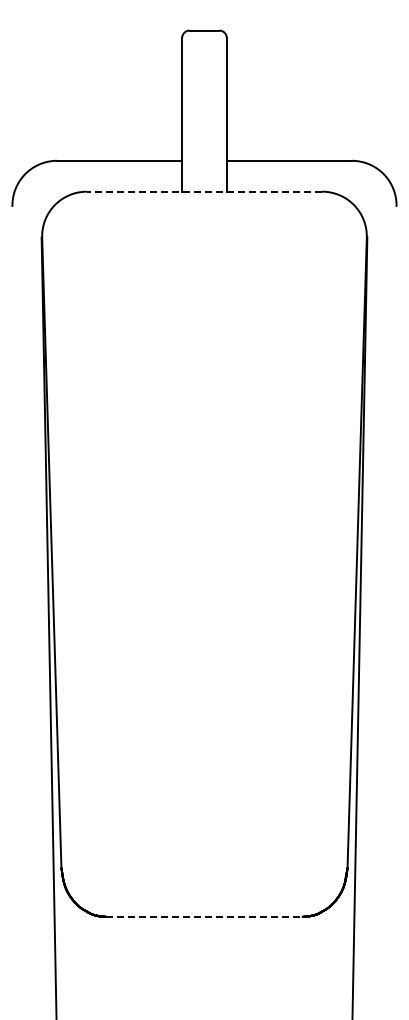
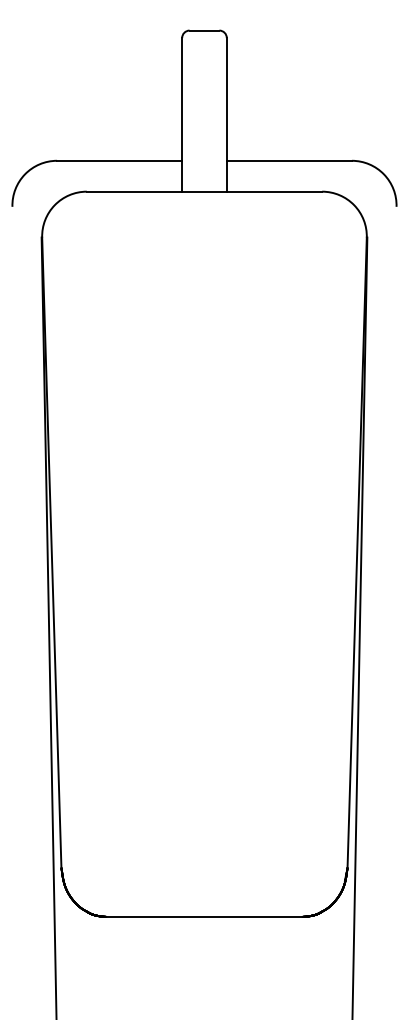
line: dashed -> solid (204, 191)
line: dashed -> solid (204, 916)
